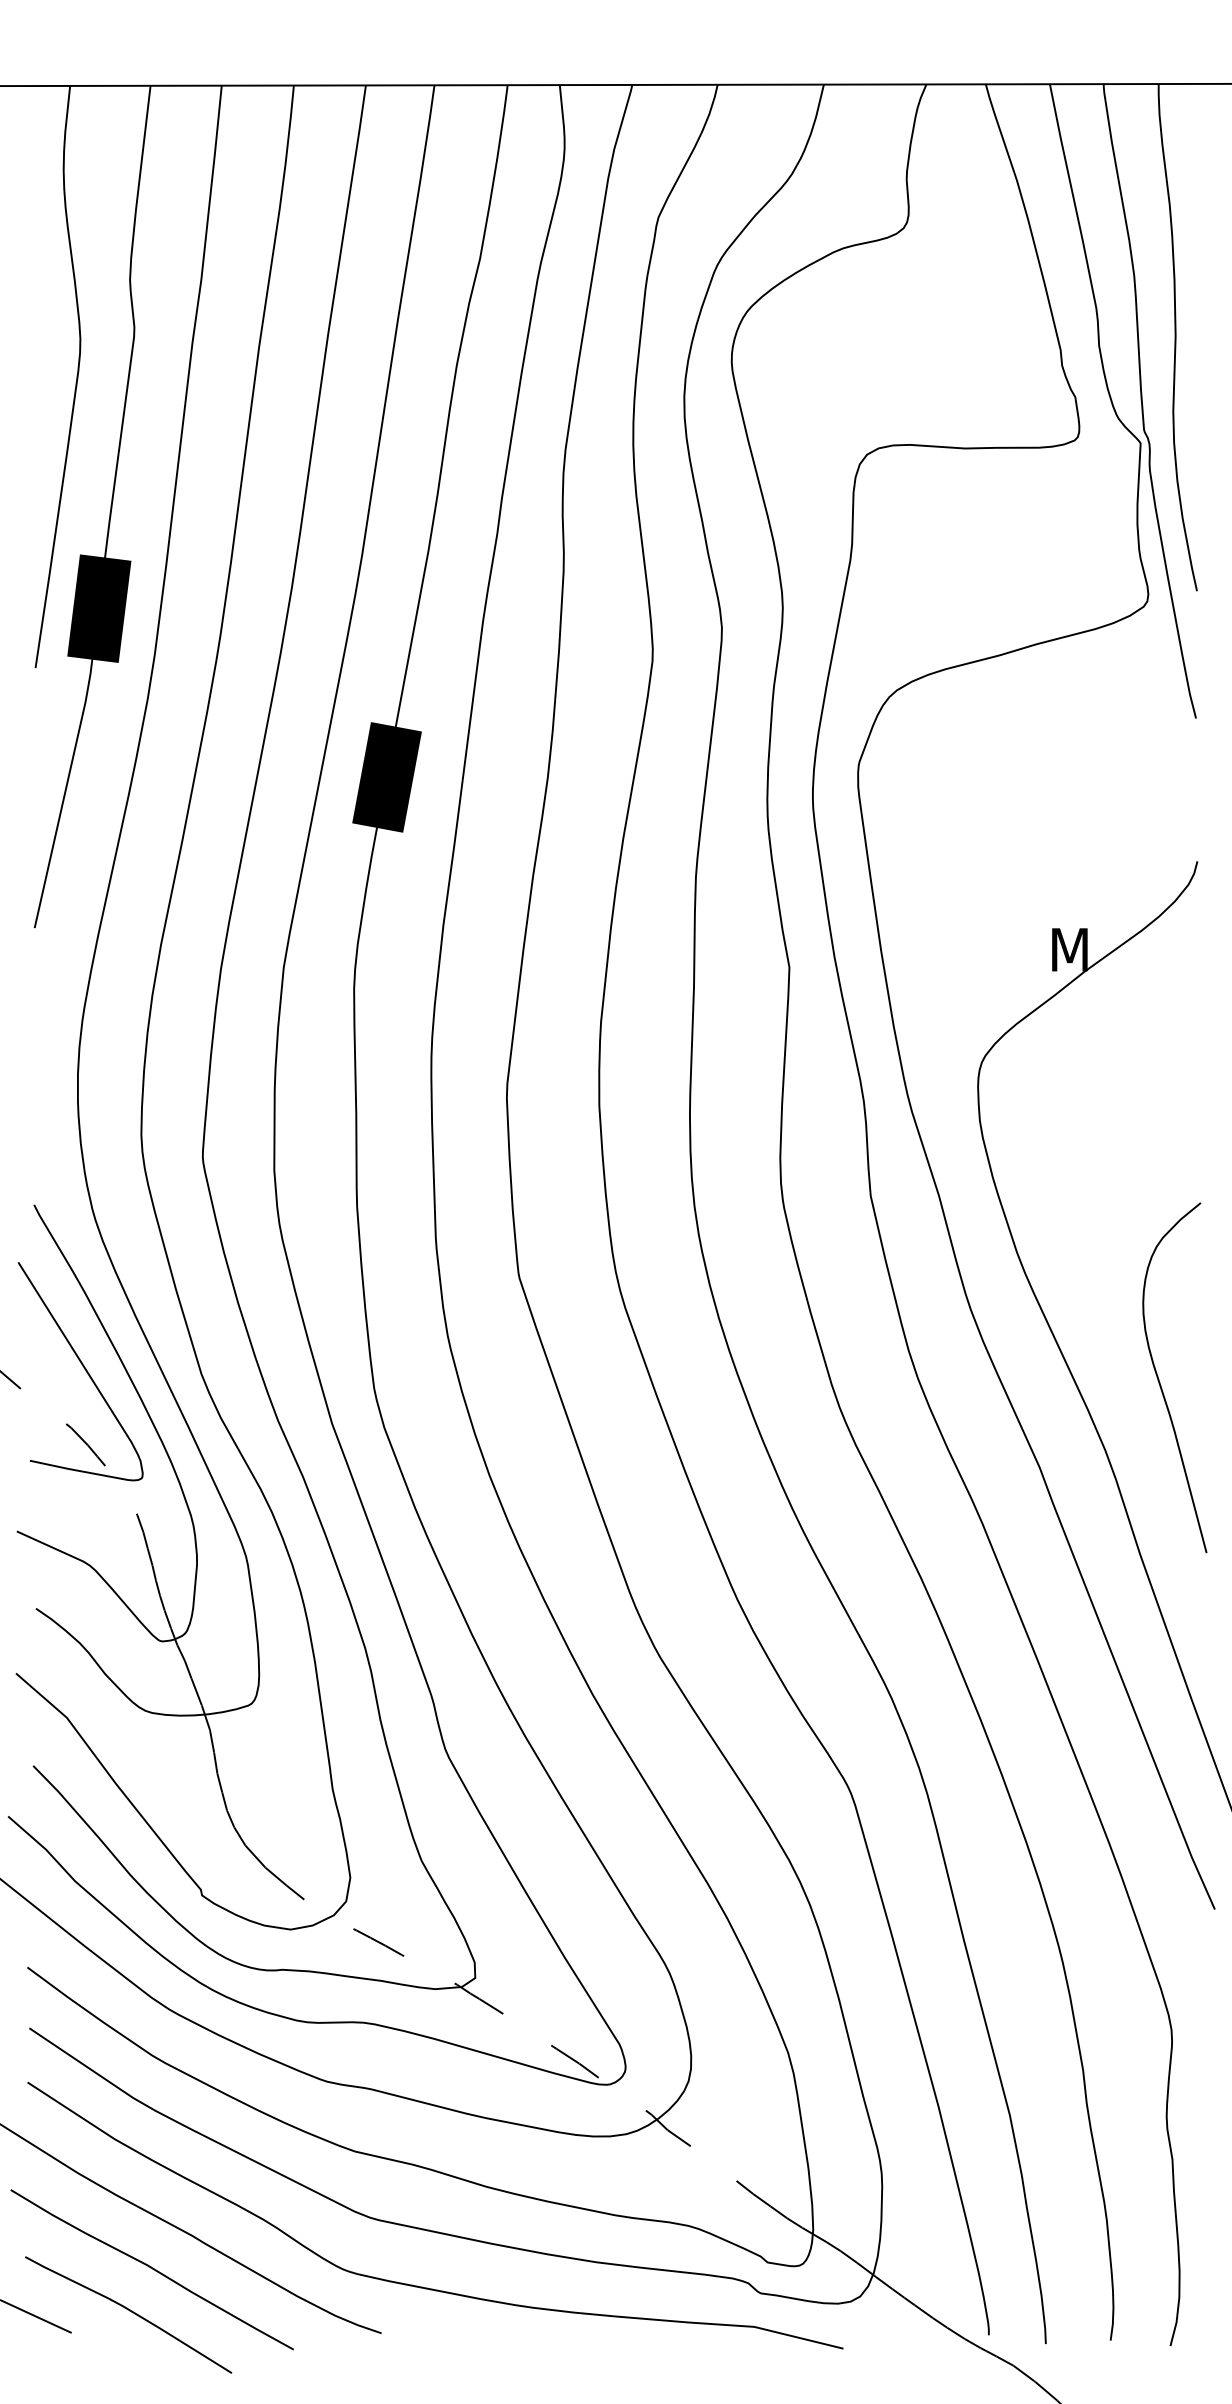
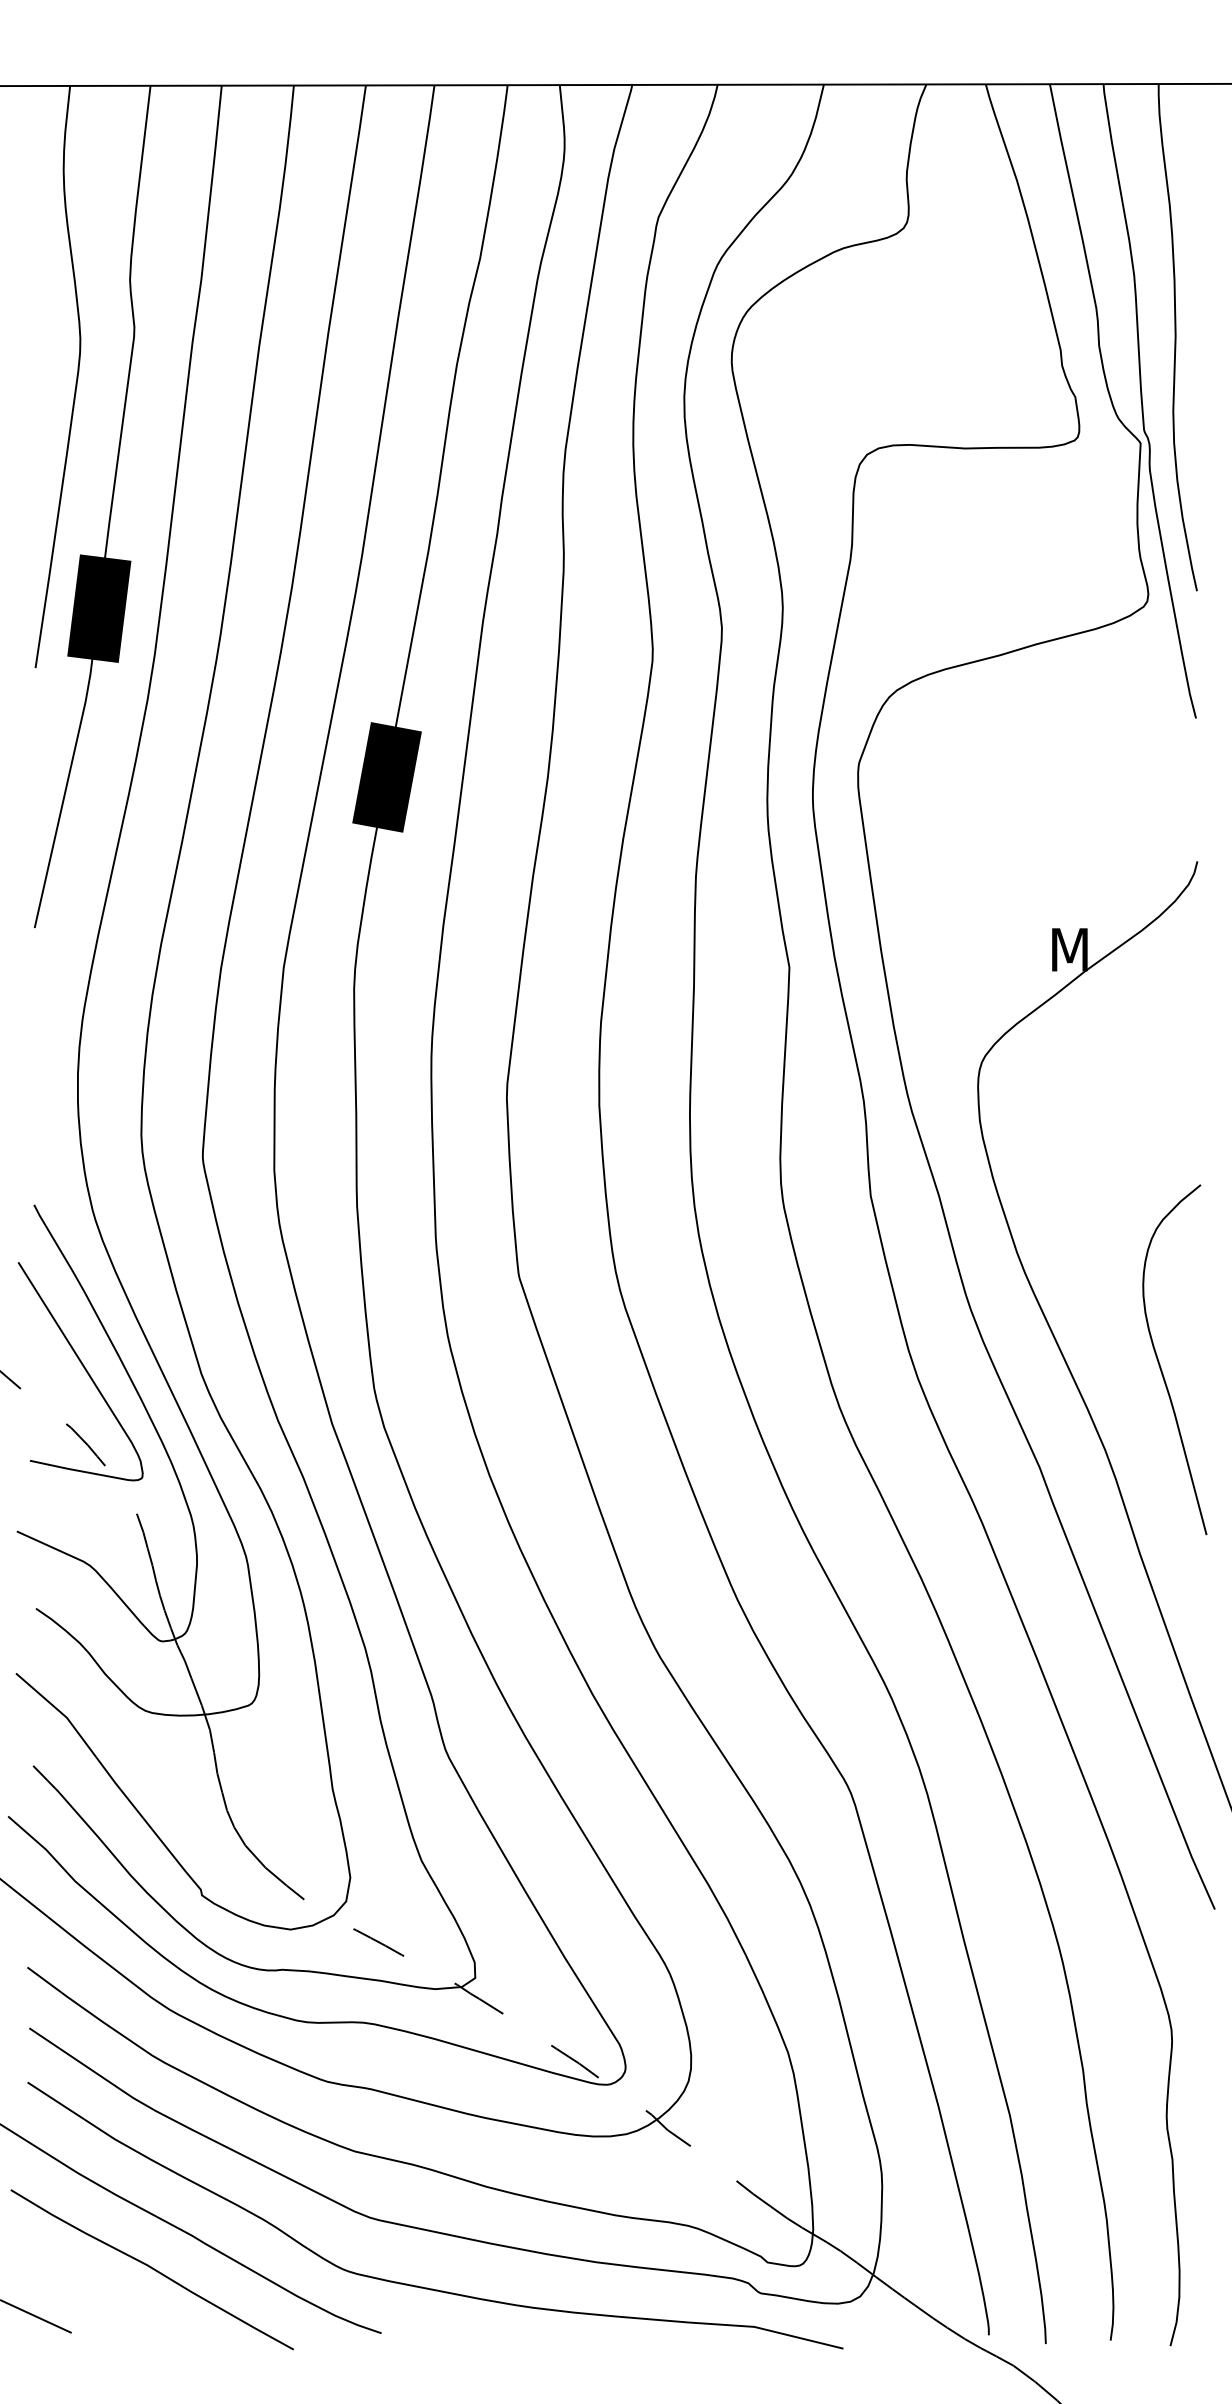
curve position: (1160, 1382) -> (1160, 1364) (1160, 1364)
curve: present -> none (129, 2311)
